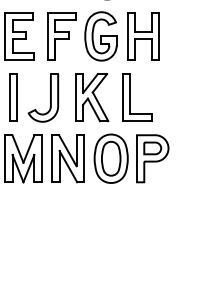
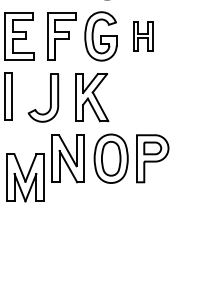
part size: 33x49 px -> 21x31 px (143, 36)
part position: (13, 97) -> (8, 96) (8, 96)
part: present -> none (130, 97)
part position: (23, 158) -> (25, 177) (25, 177)
